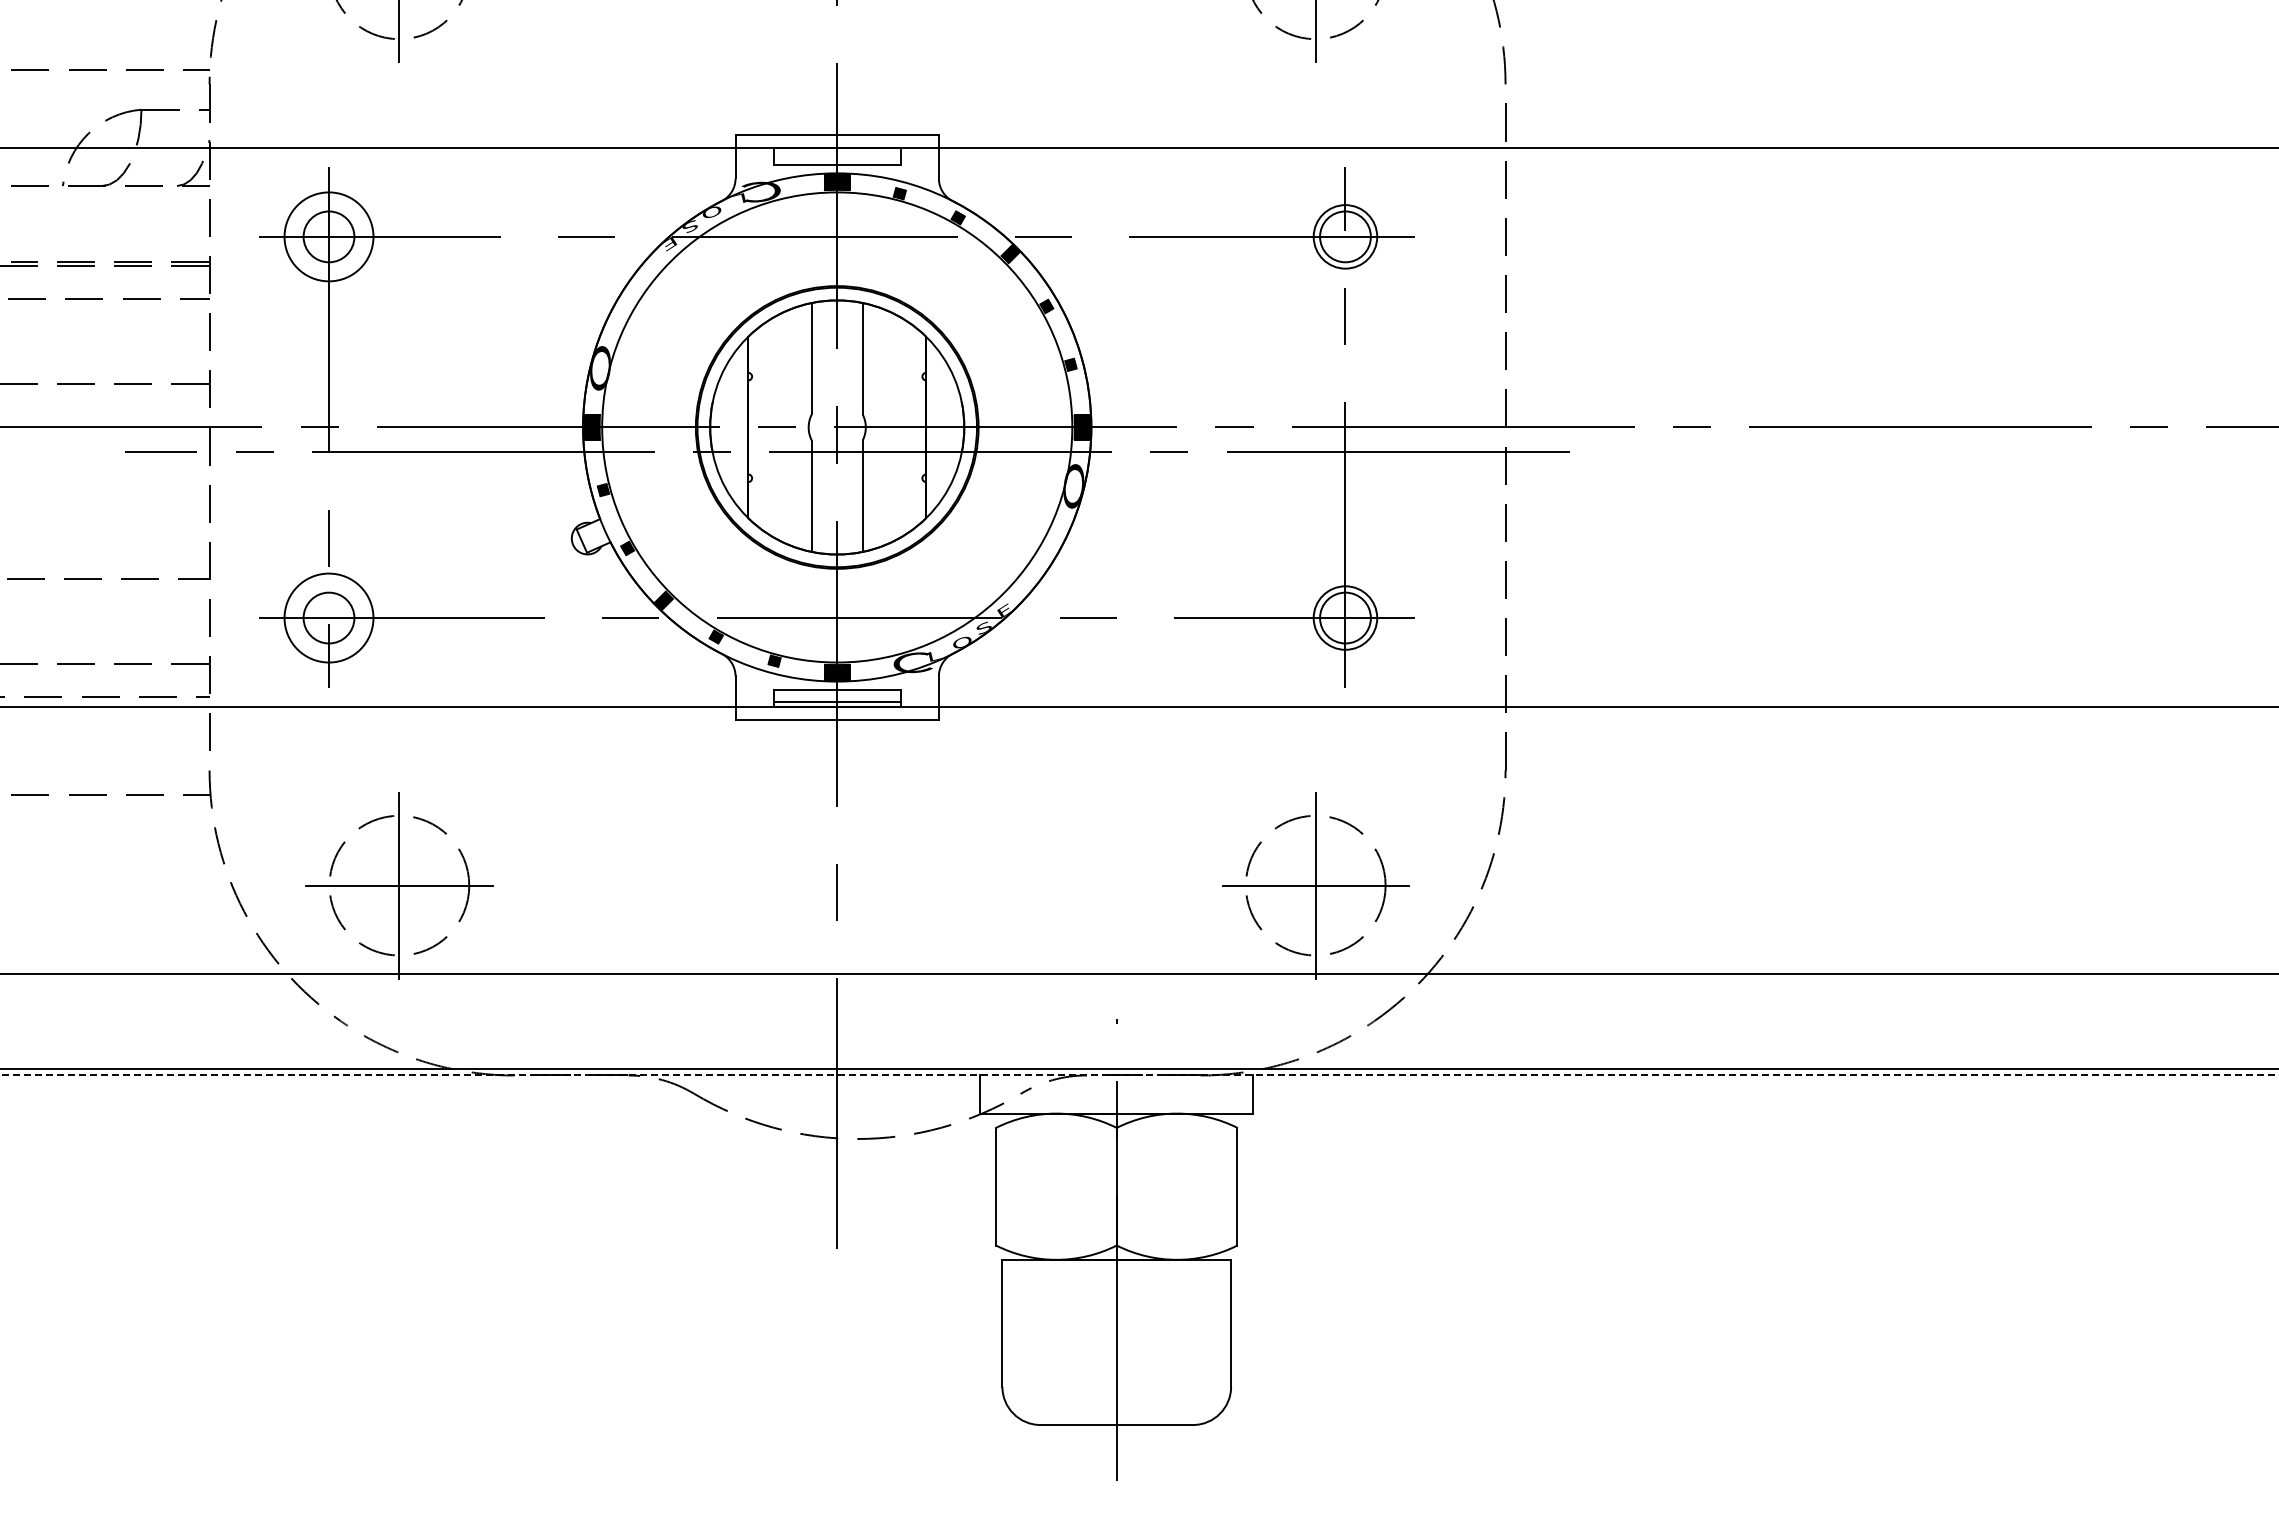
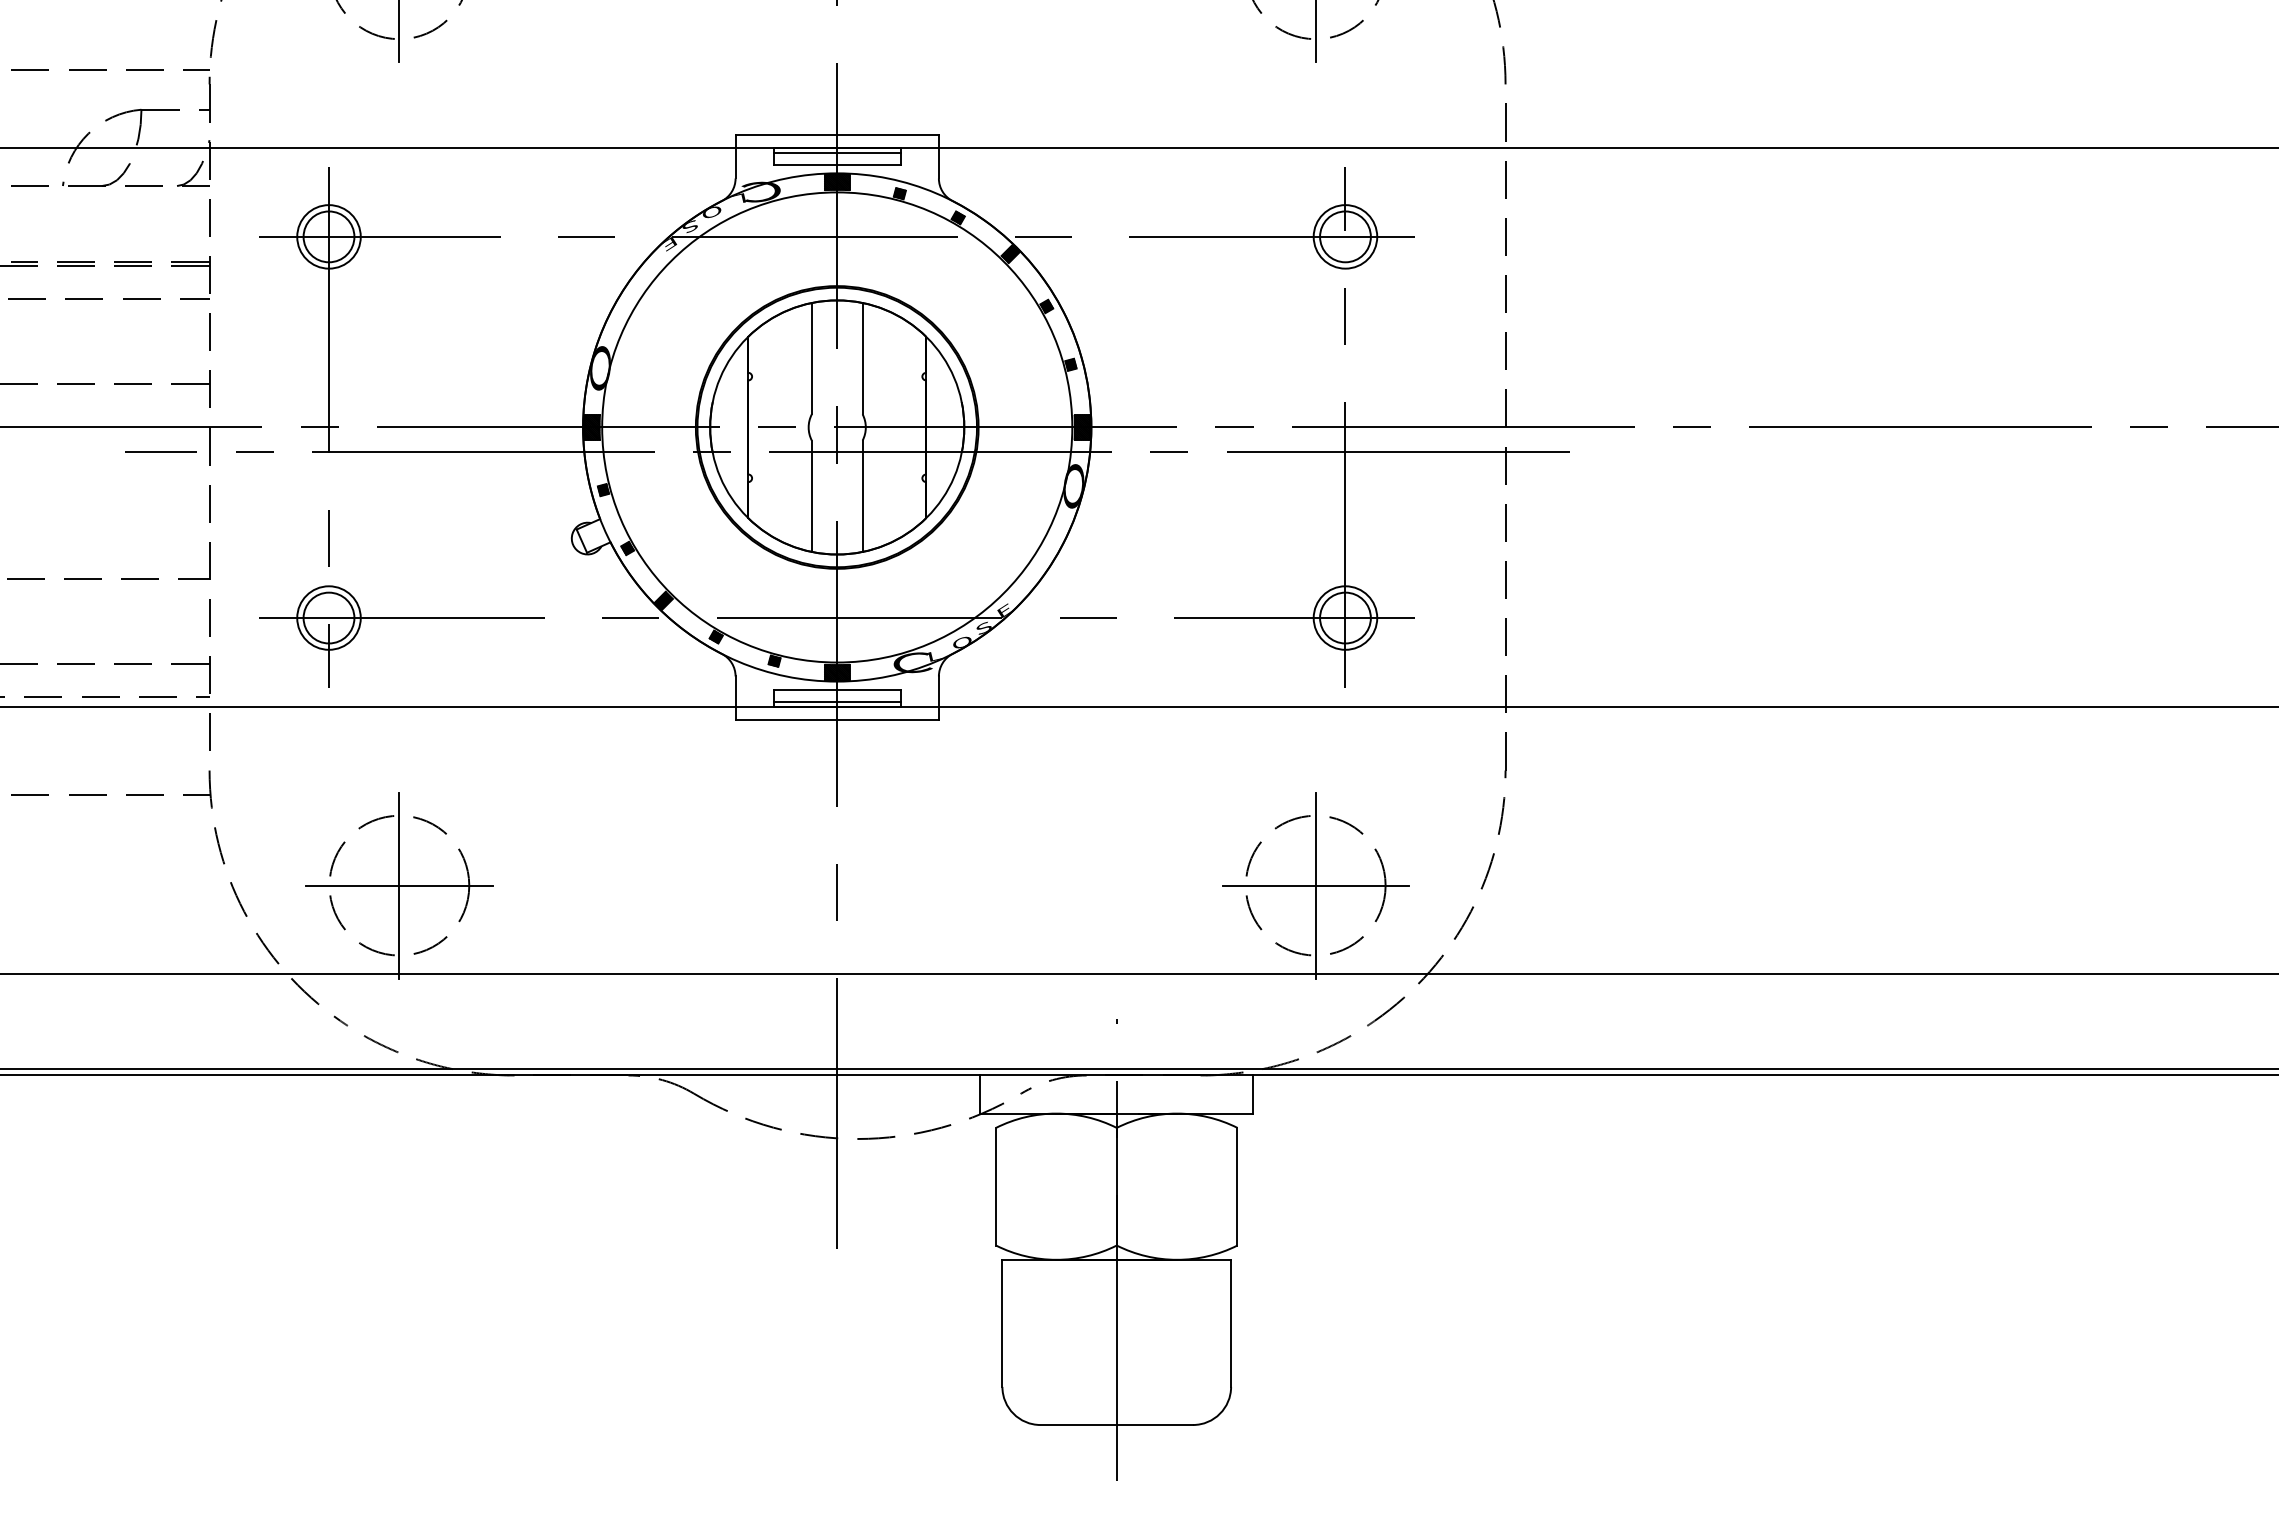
line: none -> present (836, 152)
circle diameter: 89 px -> 64 px (328, 236)
circle diameter: 89 px -> 64 px (328, 617)
line: dashed -> solid (1139, 1075)
